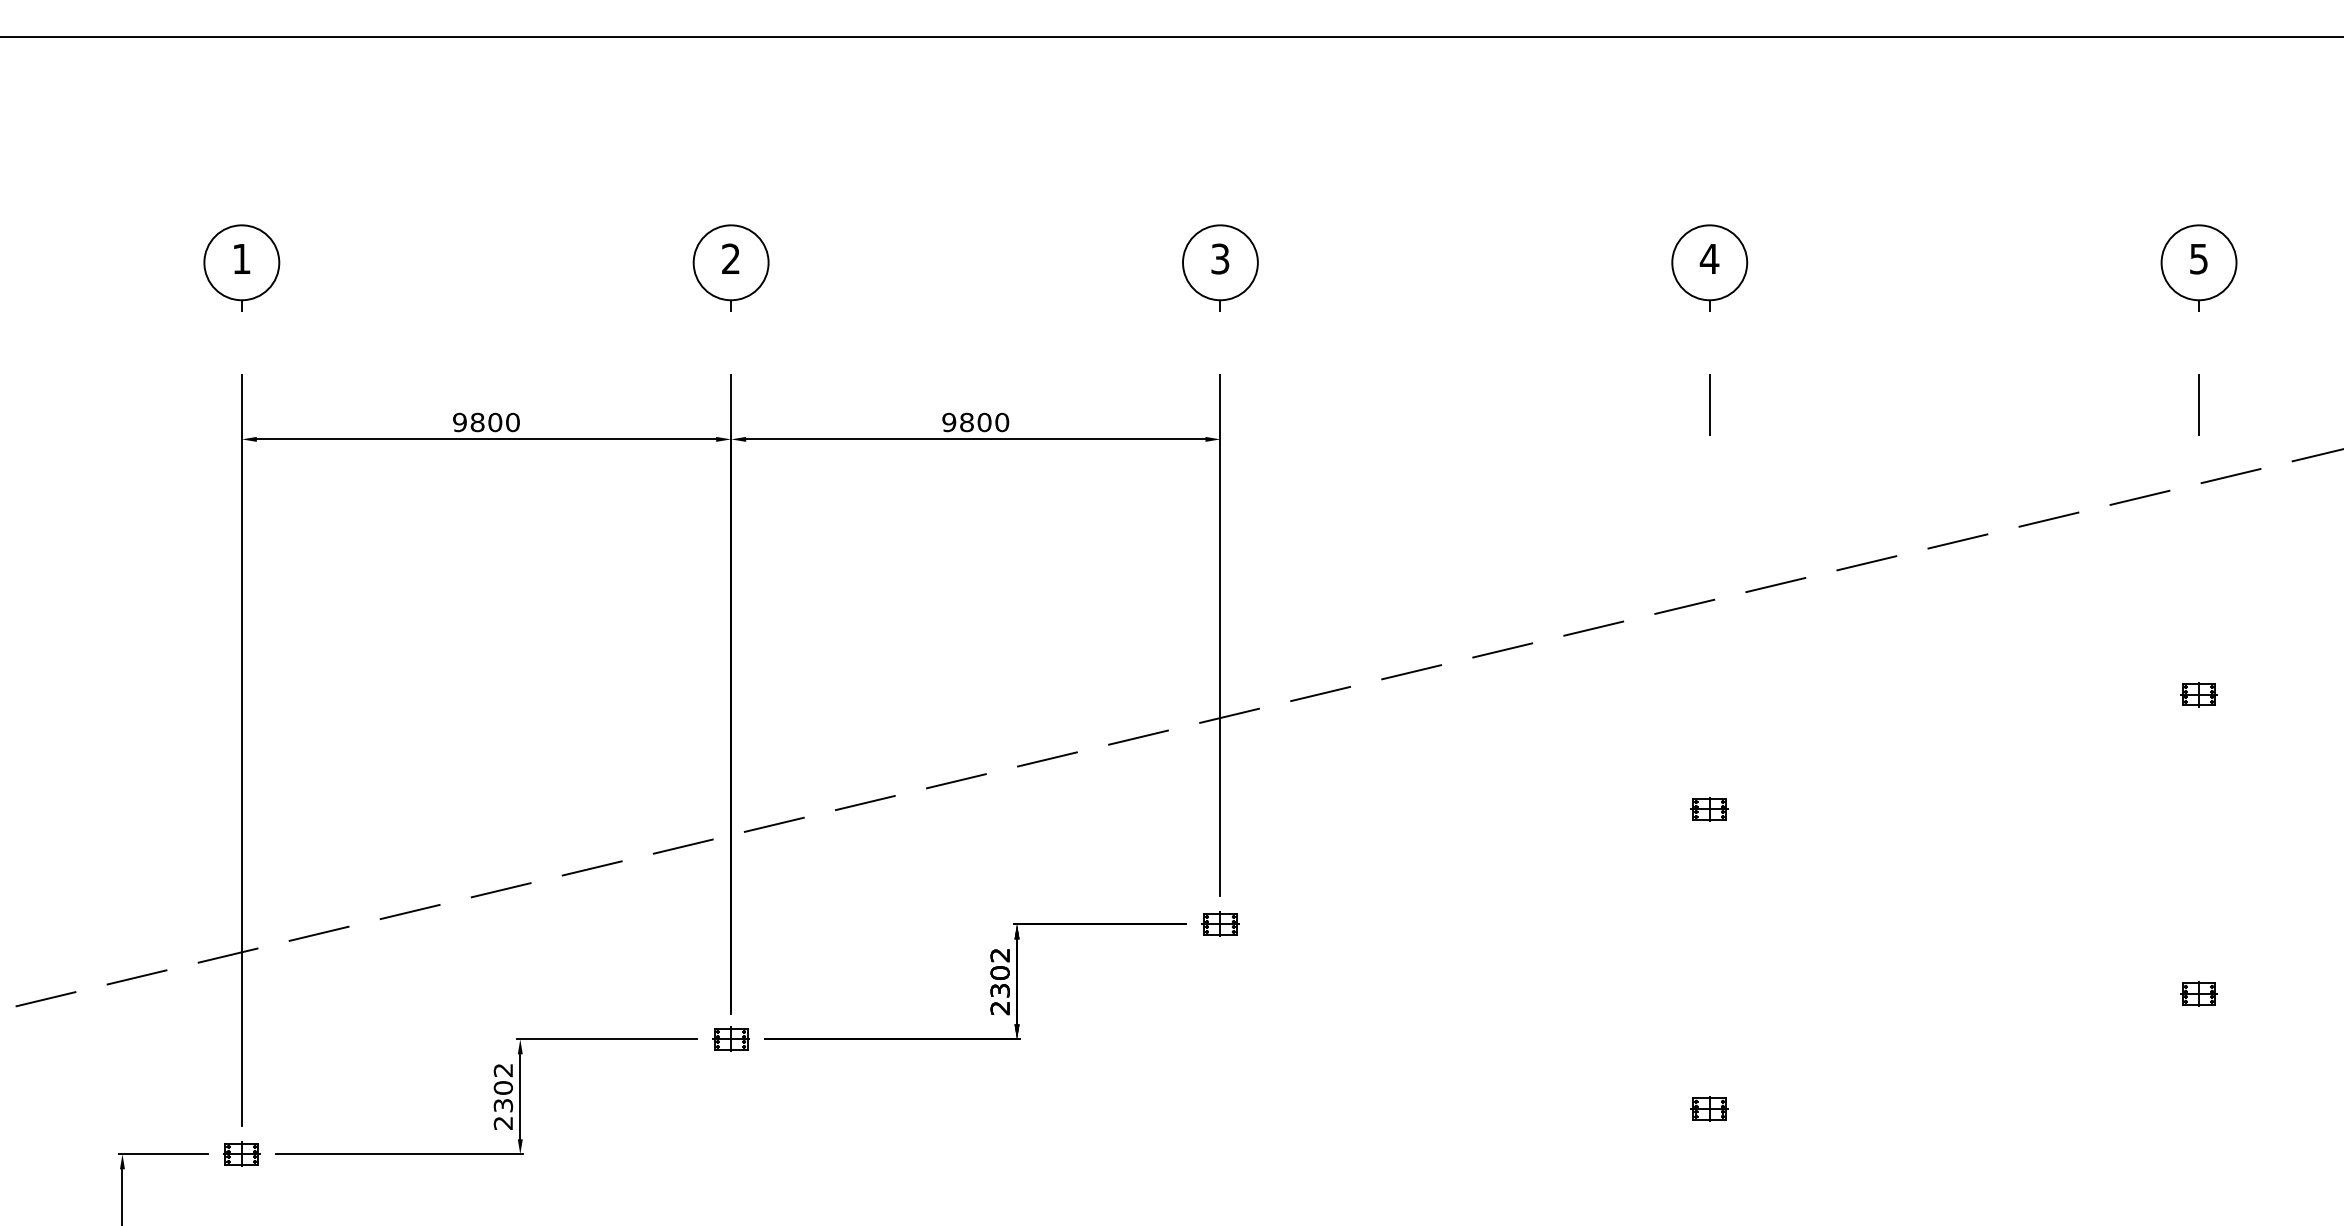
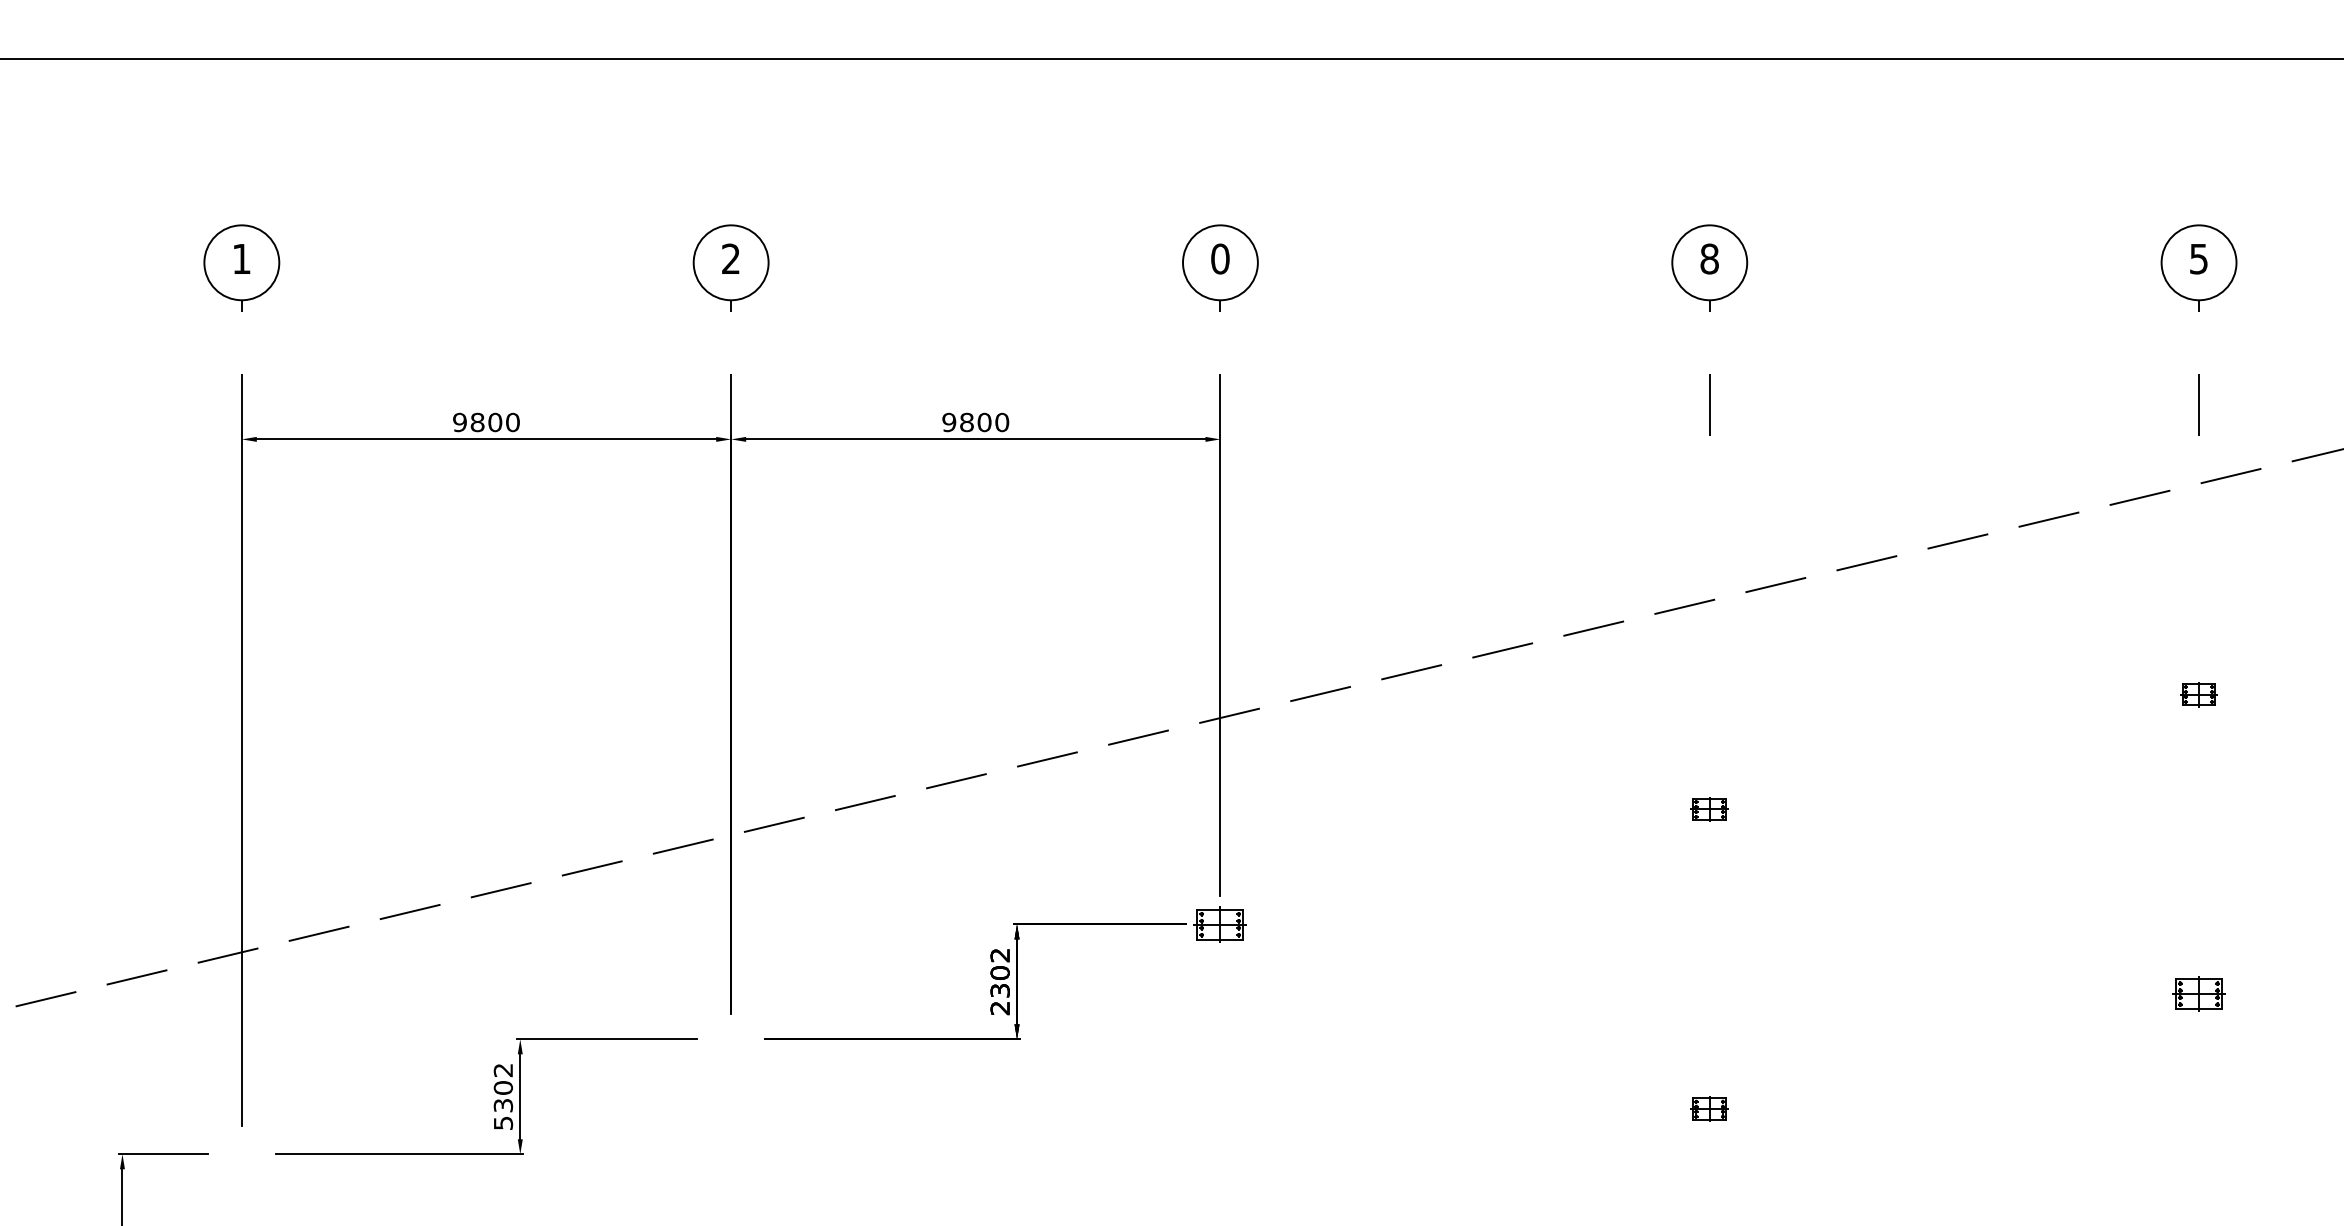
line position: (1171, 36) -> (1171, 58) (1171, 58)
text: 3 -> 0 (1220, 258)
text: 4 -> 8 (1709, 258)
part size: 39x26 px -> 54x37 px (1219, 924)
part size: 38x26 px -> 54x36 px (2198, 993)
part: present -> none (730, 1038)
text: 2302 -> 5302 (503, 1122)
part: present -> none (241, 1153)
